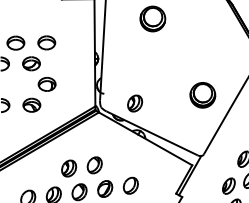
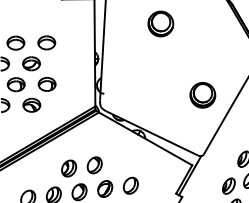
part position: (152, 18) -> (160, 23) (160, 23)
part: none -> present (15, 84)
part: present -> none (135, 103)
